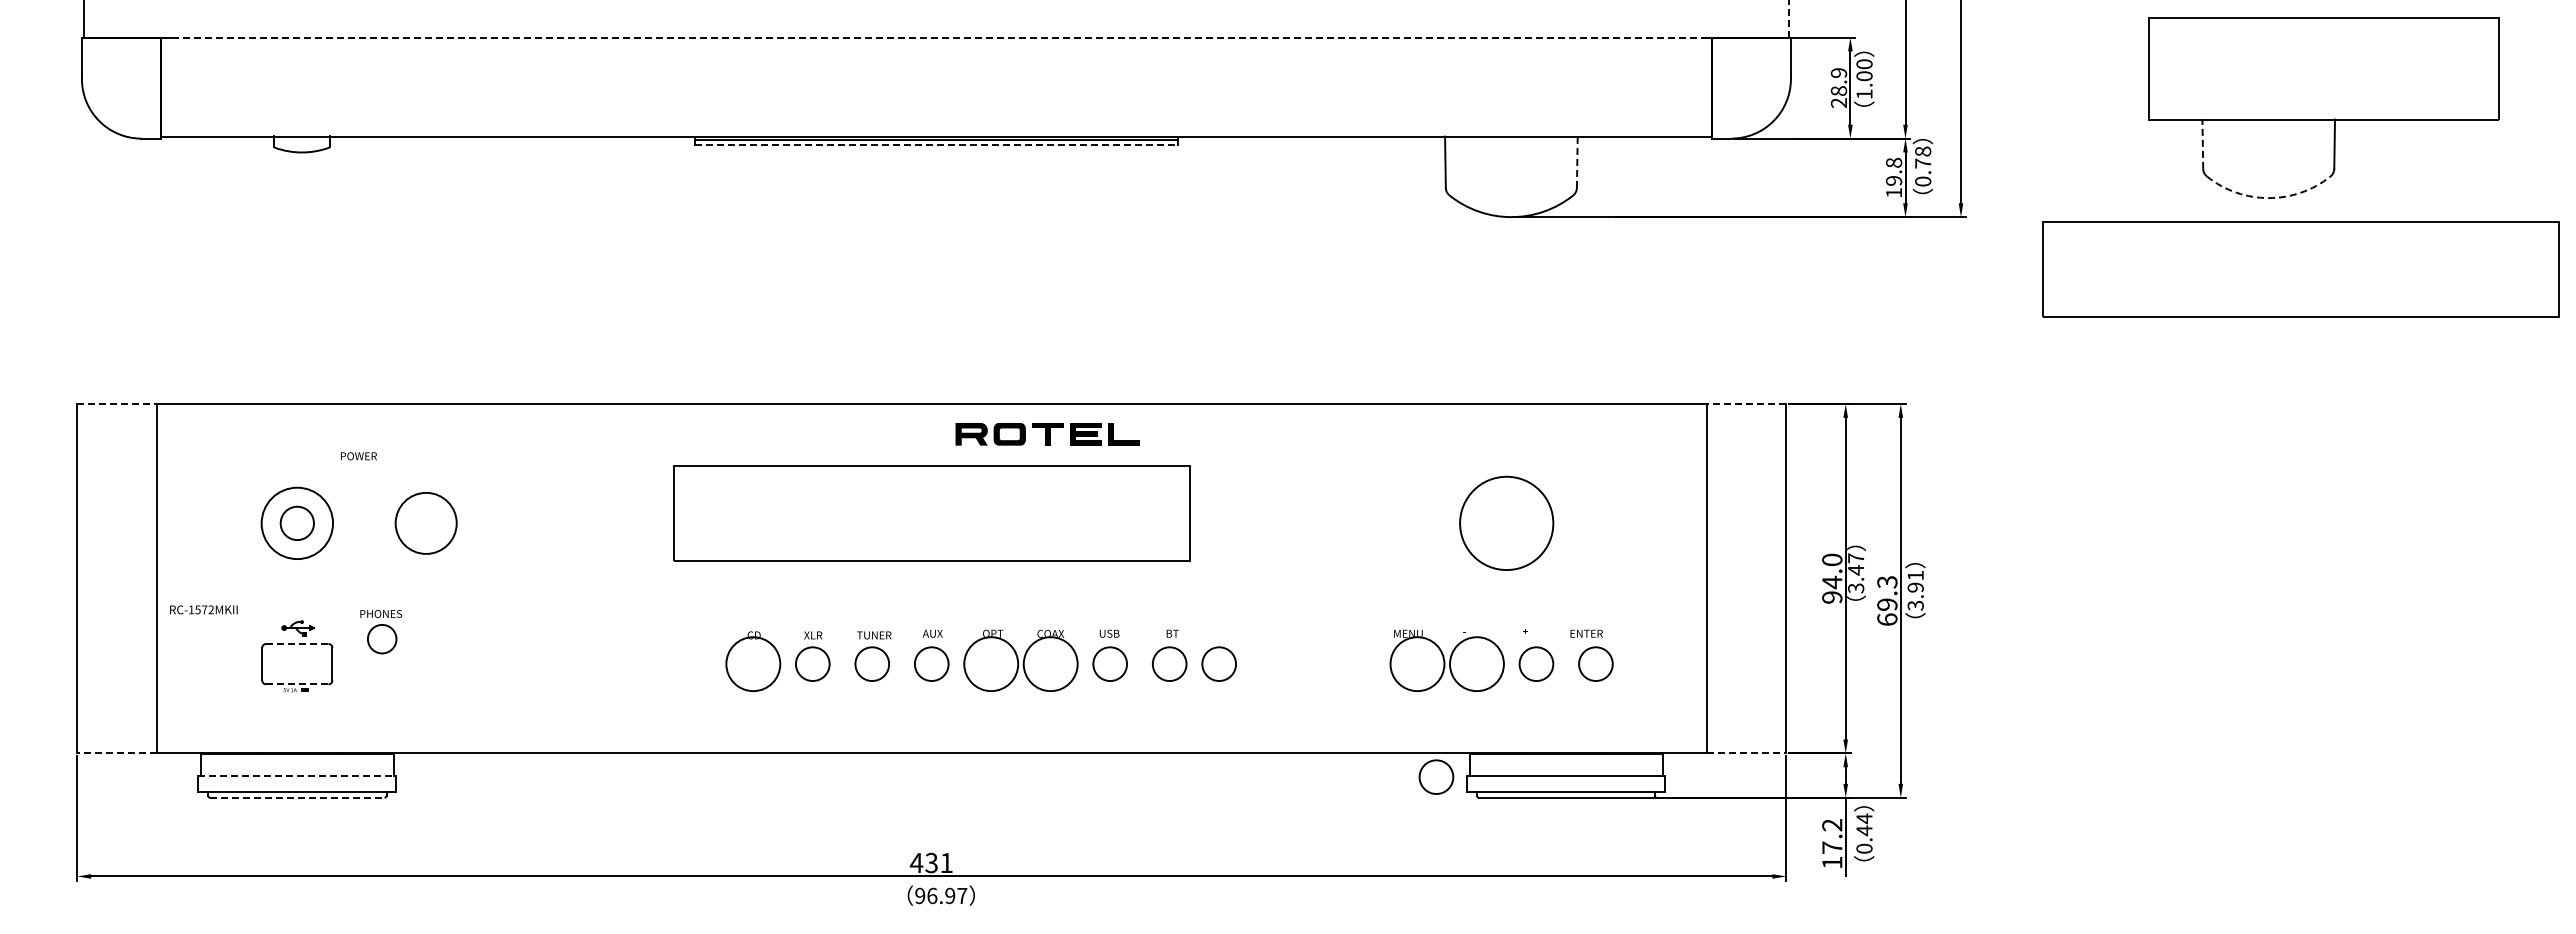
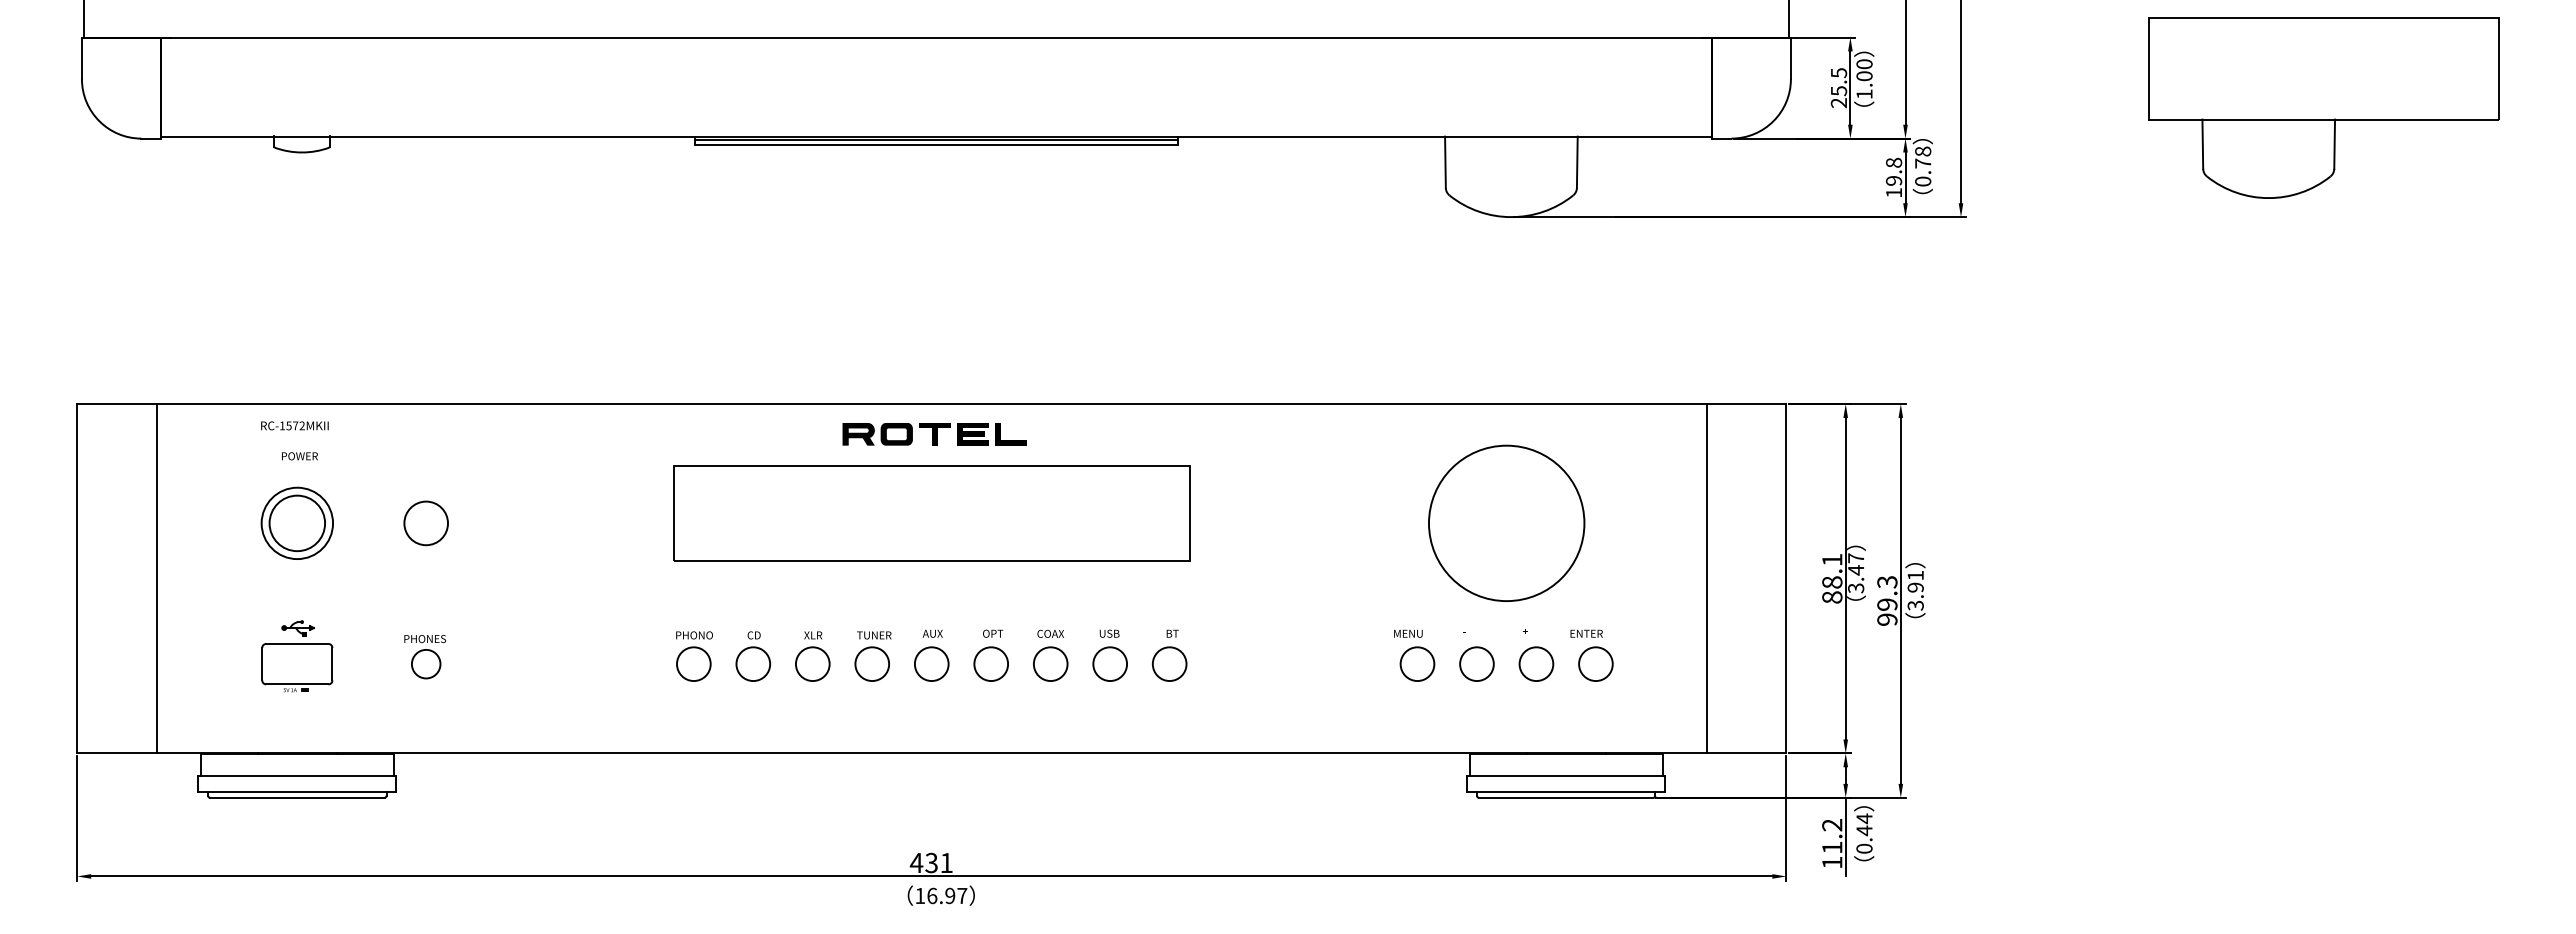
line: dashed -> solid (1788, 18)
line: dashed -> solid (936, 37)
text: 28.9 -> 25.5 (1838, 82)
line: dashed -> solid (936, 144)
line: dashed -> solid (2202, 144)
line: dashed -> solid (1577, 162)
arc: dashed -> solid (2268, 198)
part: present -> none (2300, 269)
line: dashed -> solid (116, 404)
line: dashed -> solid (1746, 404)
part position: (1047, 434) -> (934, 434) (934, 434)
text position: (358, 456) -> (299, 456) (299, 456)
circle diameter: 61 px -> 44 px (426, 523)
circle diameter: 33 px -> 56 px (297, 523)
circle diameter: 93 px -> 155 px (1506, 523)
text: 94.0 -> 88.1 (1832, 578)
text position: (203, 609) -> (294, 425) (294, 425)
text: 69.3 -> 99.3 (1887, 619)
part position: (381, 632) -> (425, 657) (425, 657)
line: dashed -> solid (296, 643)
part: none -> present (694, 656)
circle: present -> none (1218, 663)
circle diameter: 54 px -> 34 px (753, 664)
circle diameter: 54 px -> 34 px (991, 664)
circle diameter: 54 px -> 34 px (1050, 664)
circle diameter: 54 px -> 34 px (1417, 664)
circle diameter: 54 px -> 34 px (1476, 664)
line: dashed -> solid (296, 684)
line: dashed -> solid (116, 753)
line: dashed -> solid (1746, 753)
line: dashed -> solid (297, 775)
circle: present -> none (1436, 776)
line: dashed -> solid (297, 797)
text: 17.2 -> 11.2 (1832, 847)
text: 96.97 -> 16.97 (920, 895)
